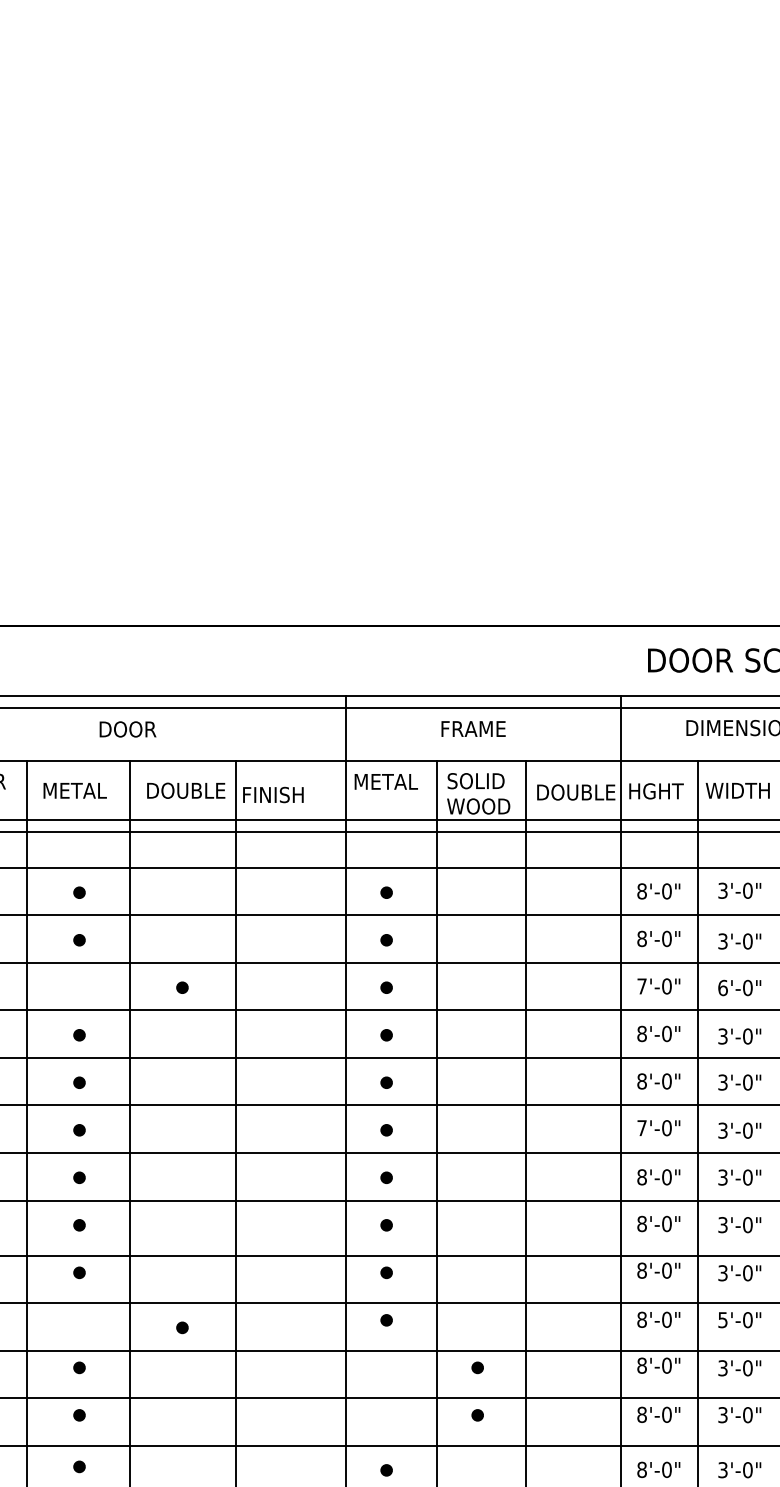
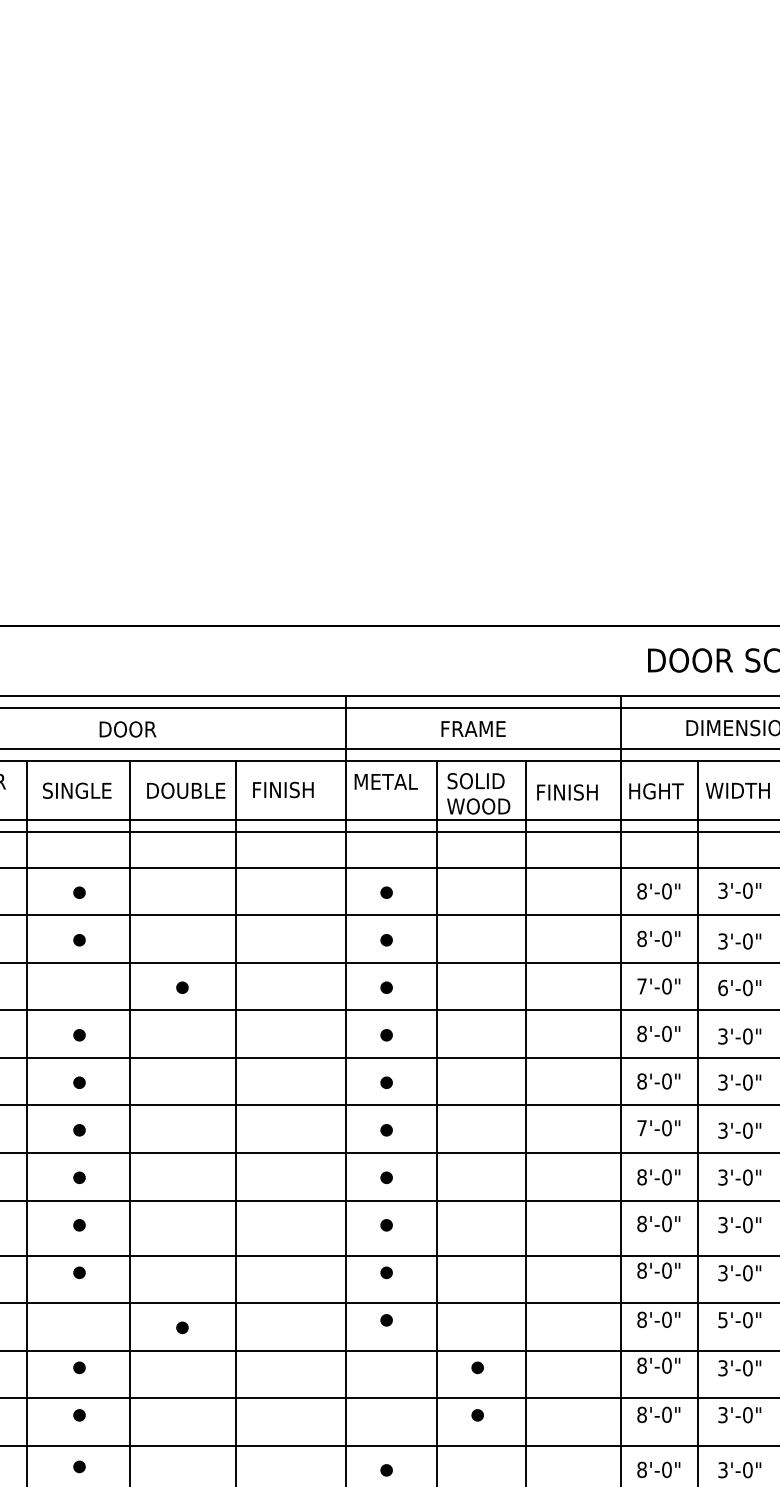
line: none -> present (389, 749)
text: METAL -> SINGLE (77, 790)
text: DOUBLE -> FINISH (577, 792)
text position: (273, 794) -> (283, 789) (283, 789)
